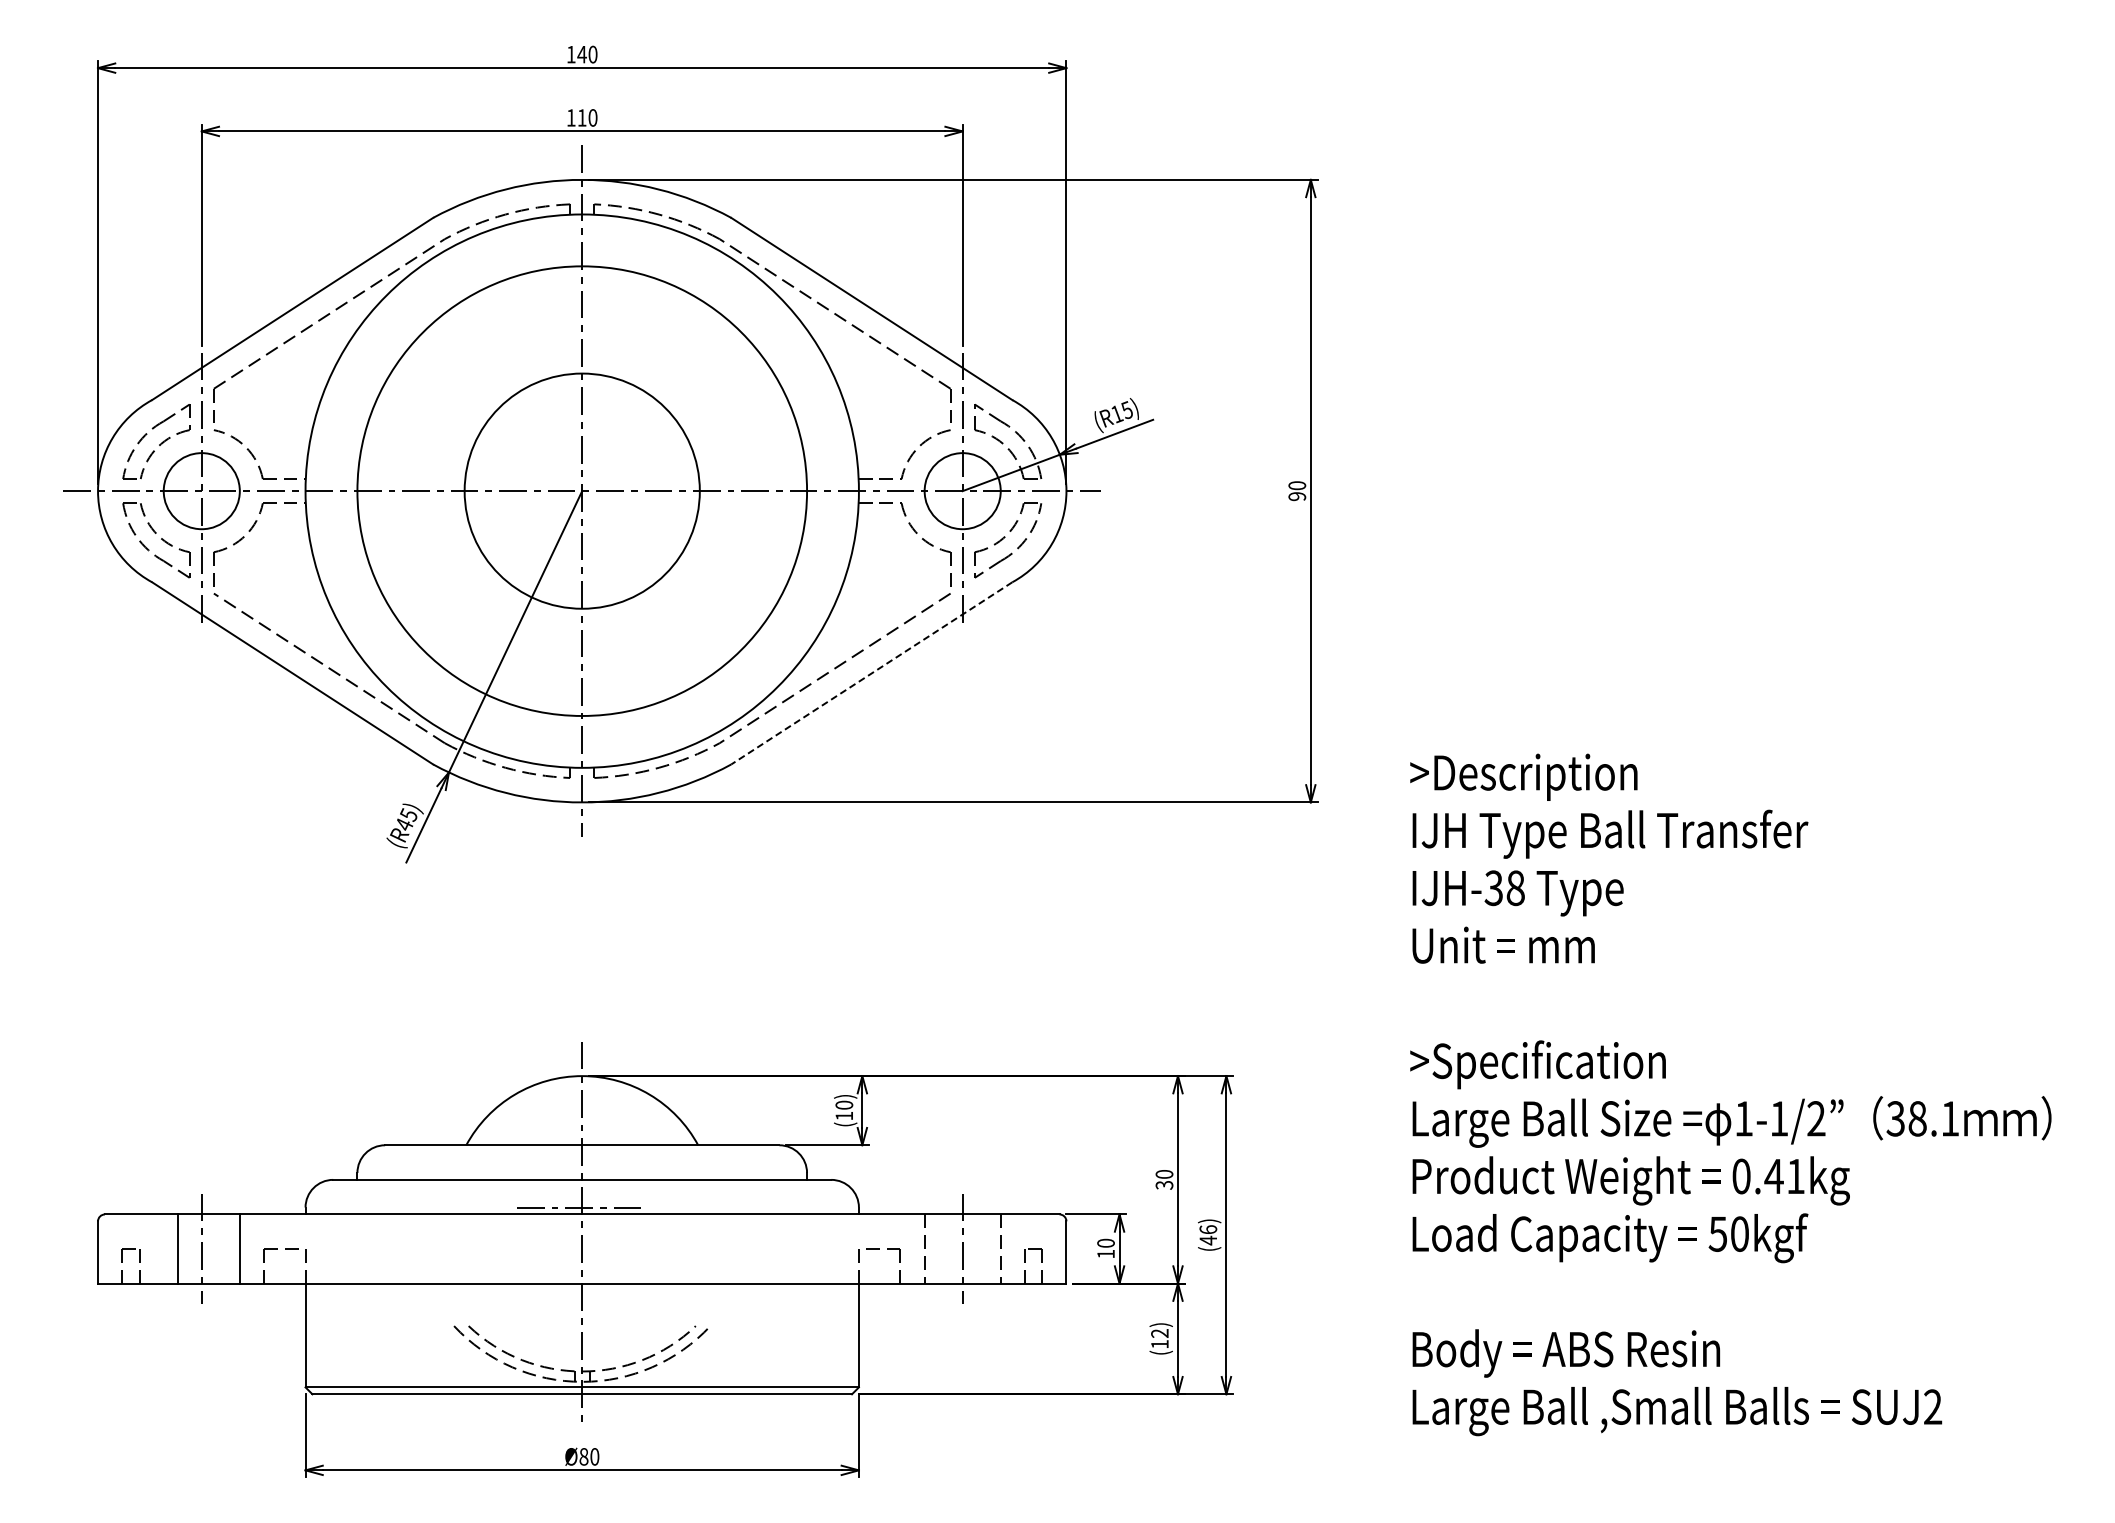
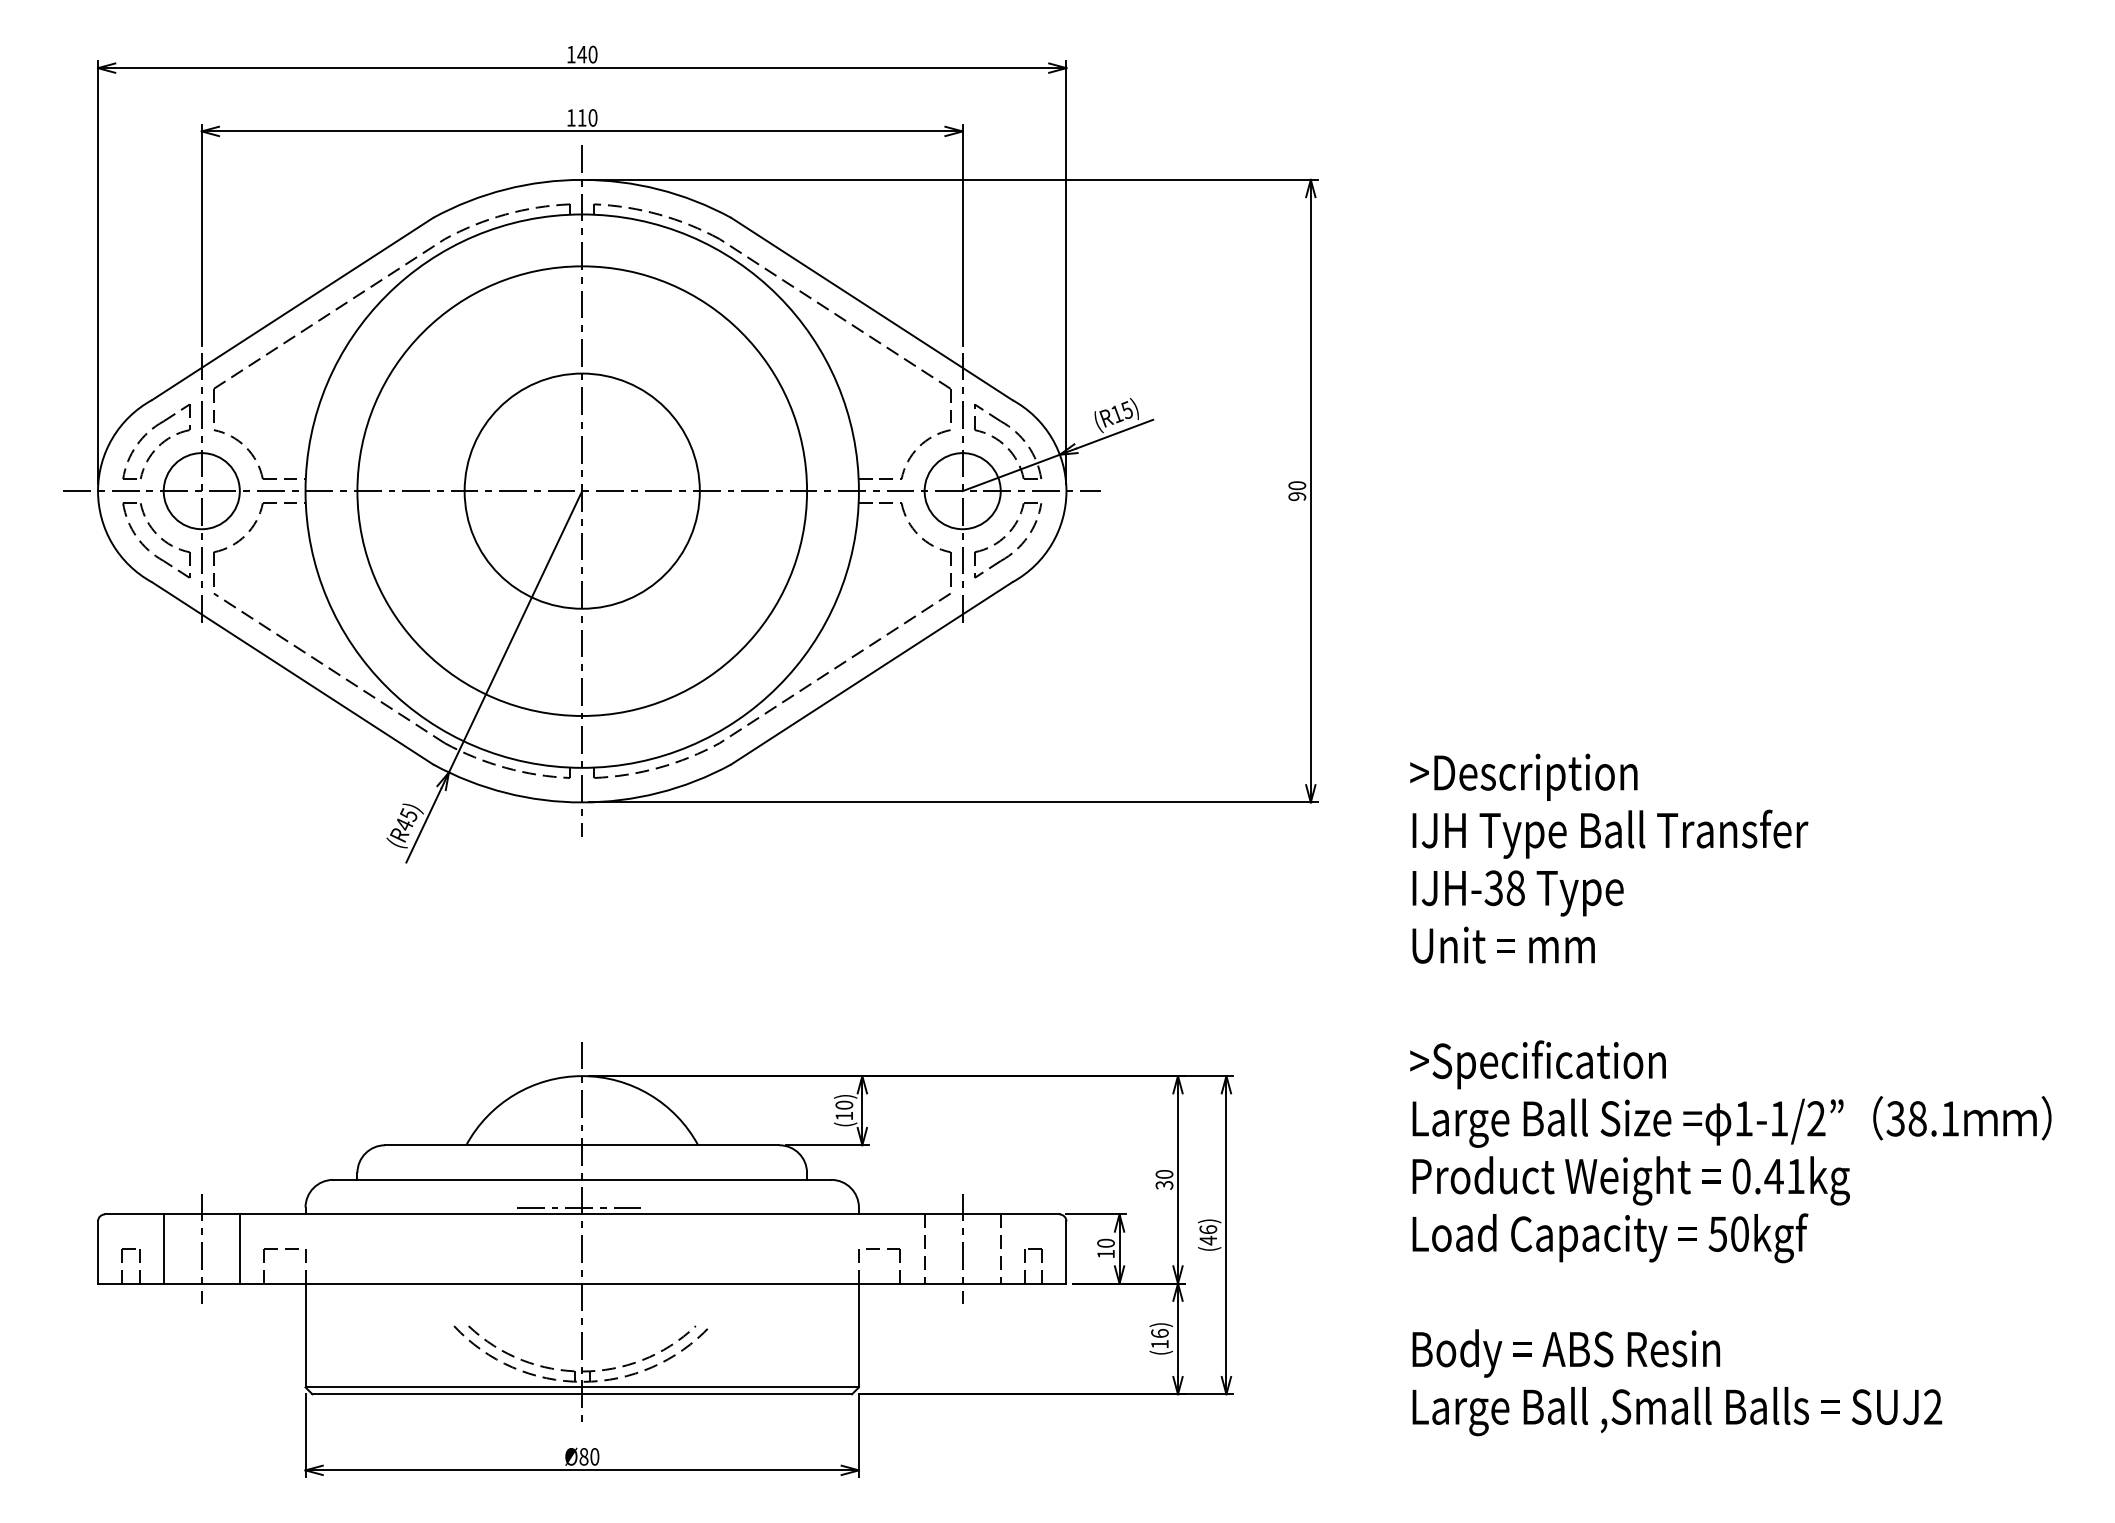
line: dashed -> solid (871, 673)
line position: (177, 1248) -> (163, 1248) (163, 1248)
text: (12) -> (16) (1159, 1333)
